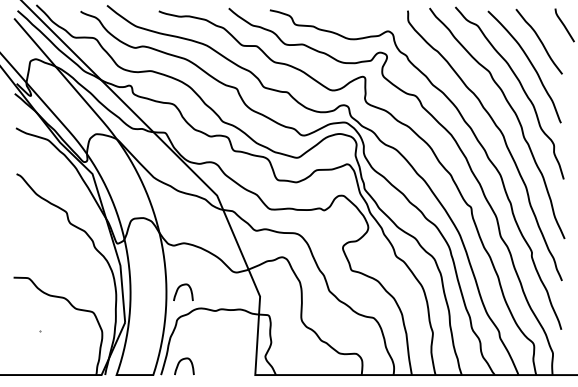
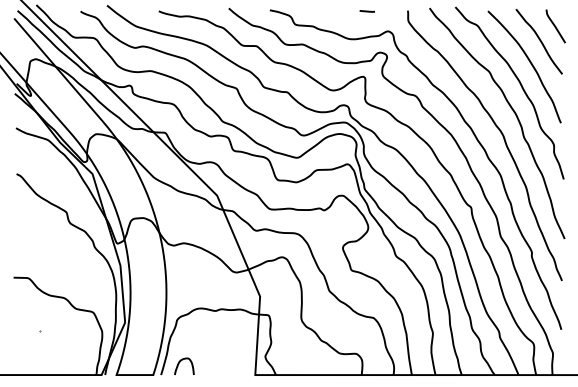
line: none -> present (366, 11)
curve position: (564, 25) -> (555, 26) (555, 26)
curve: present -> none (178, 290)
